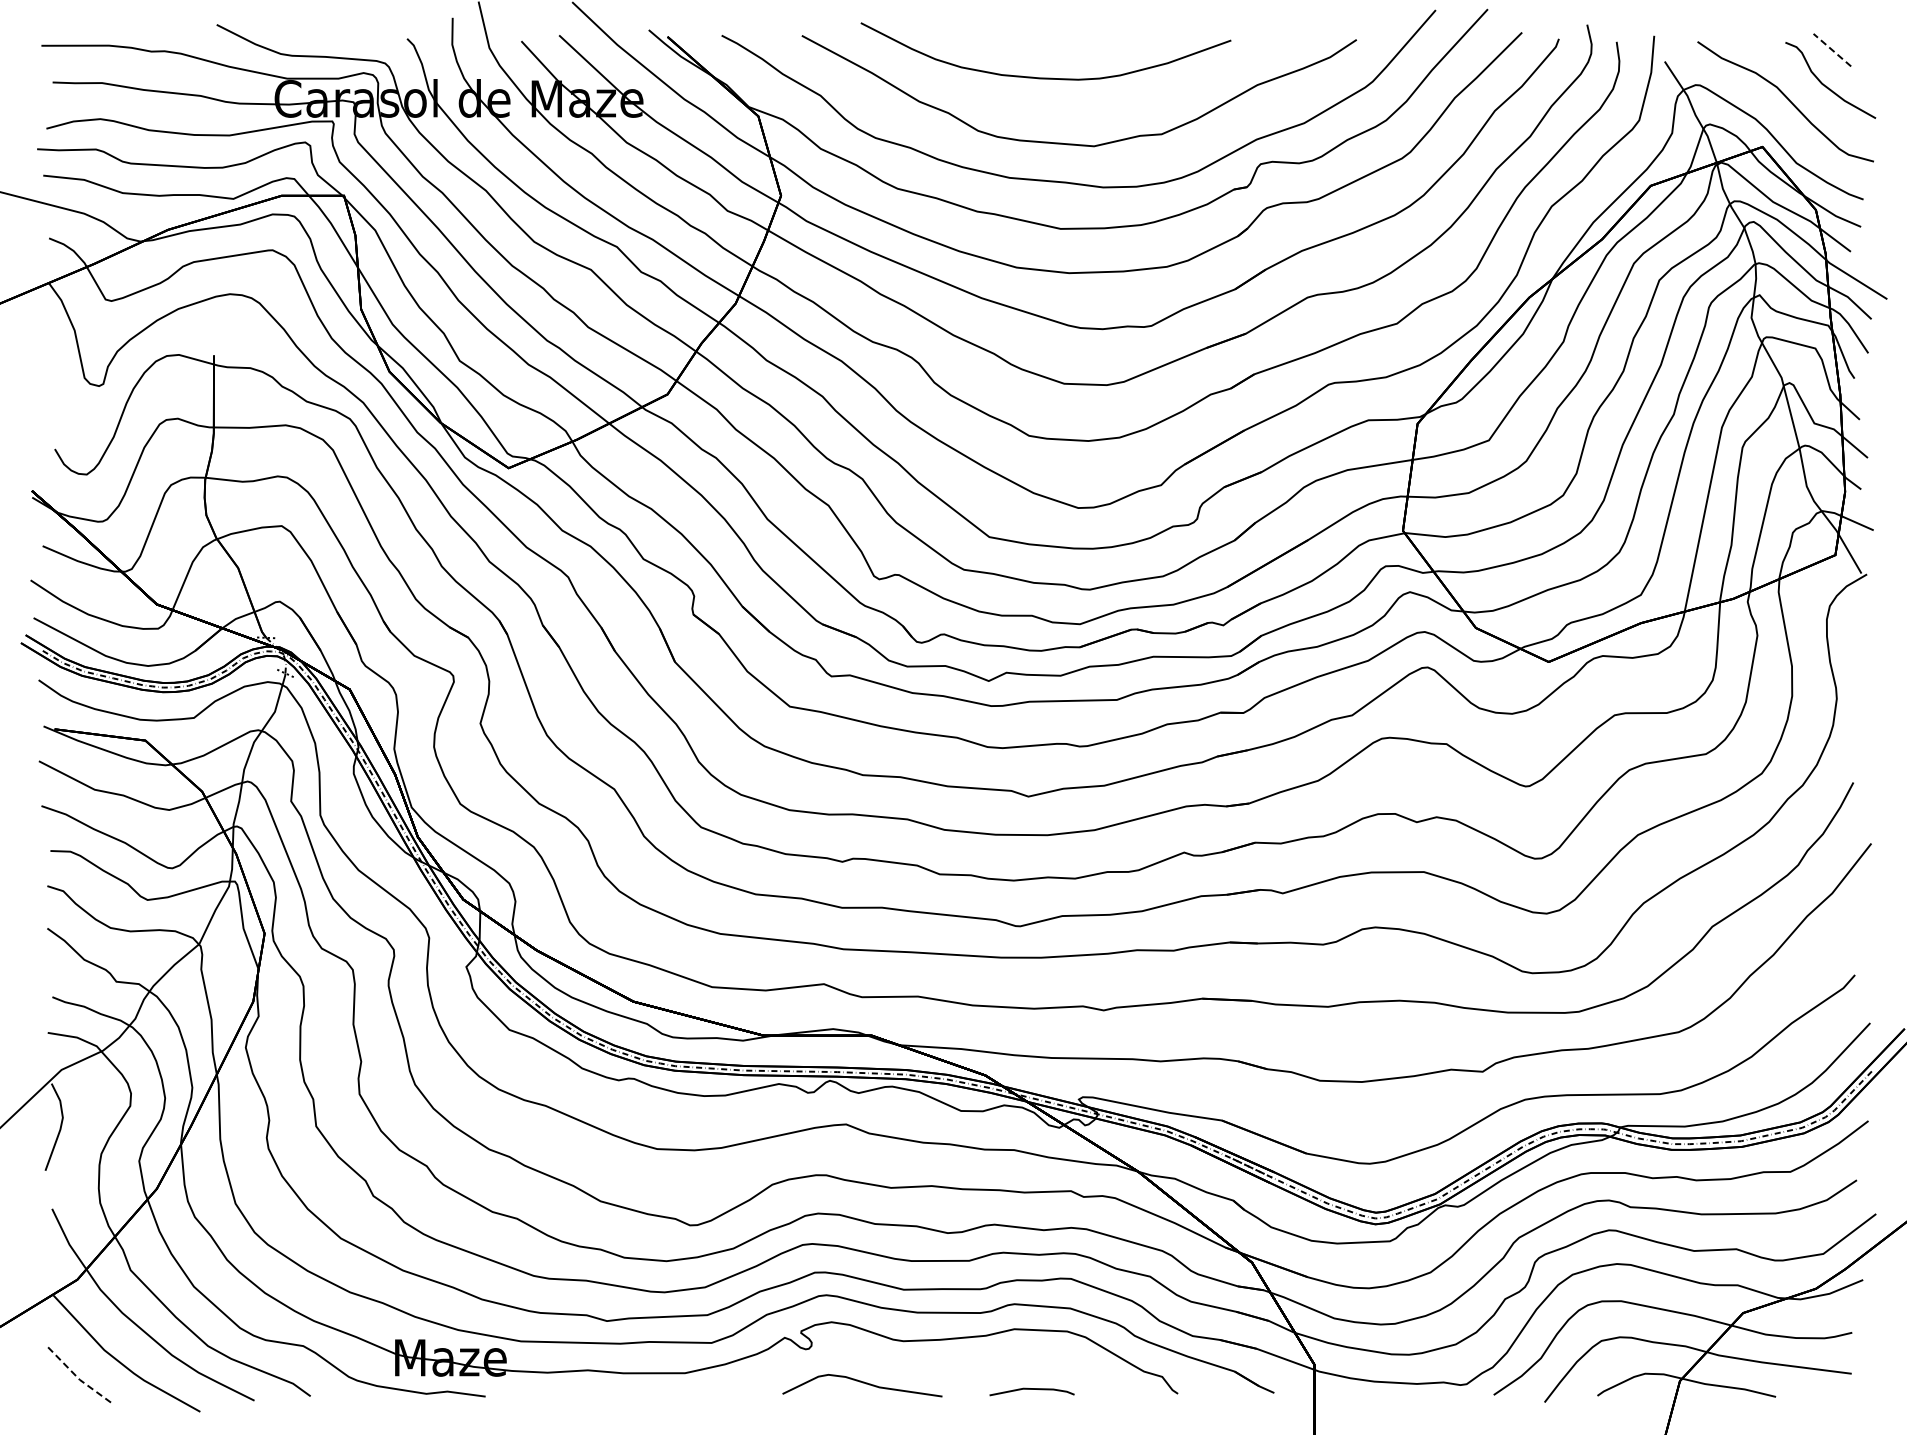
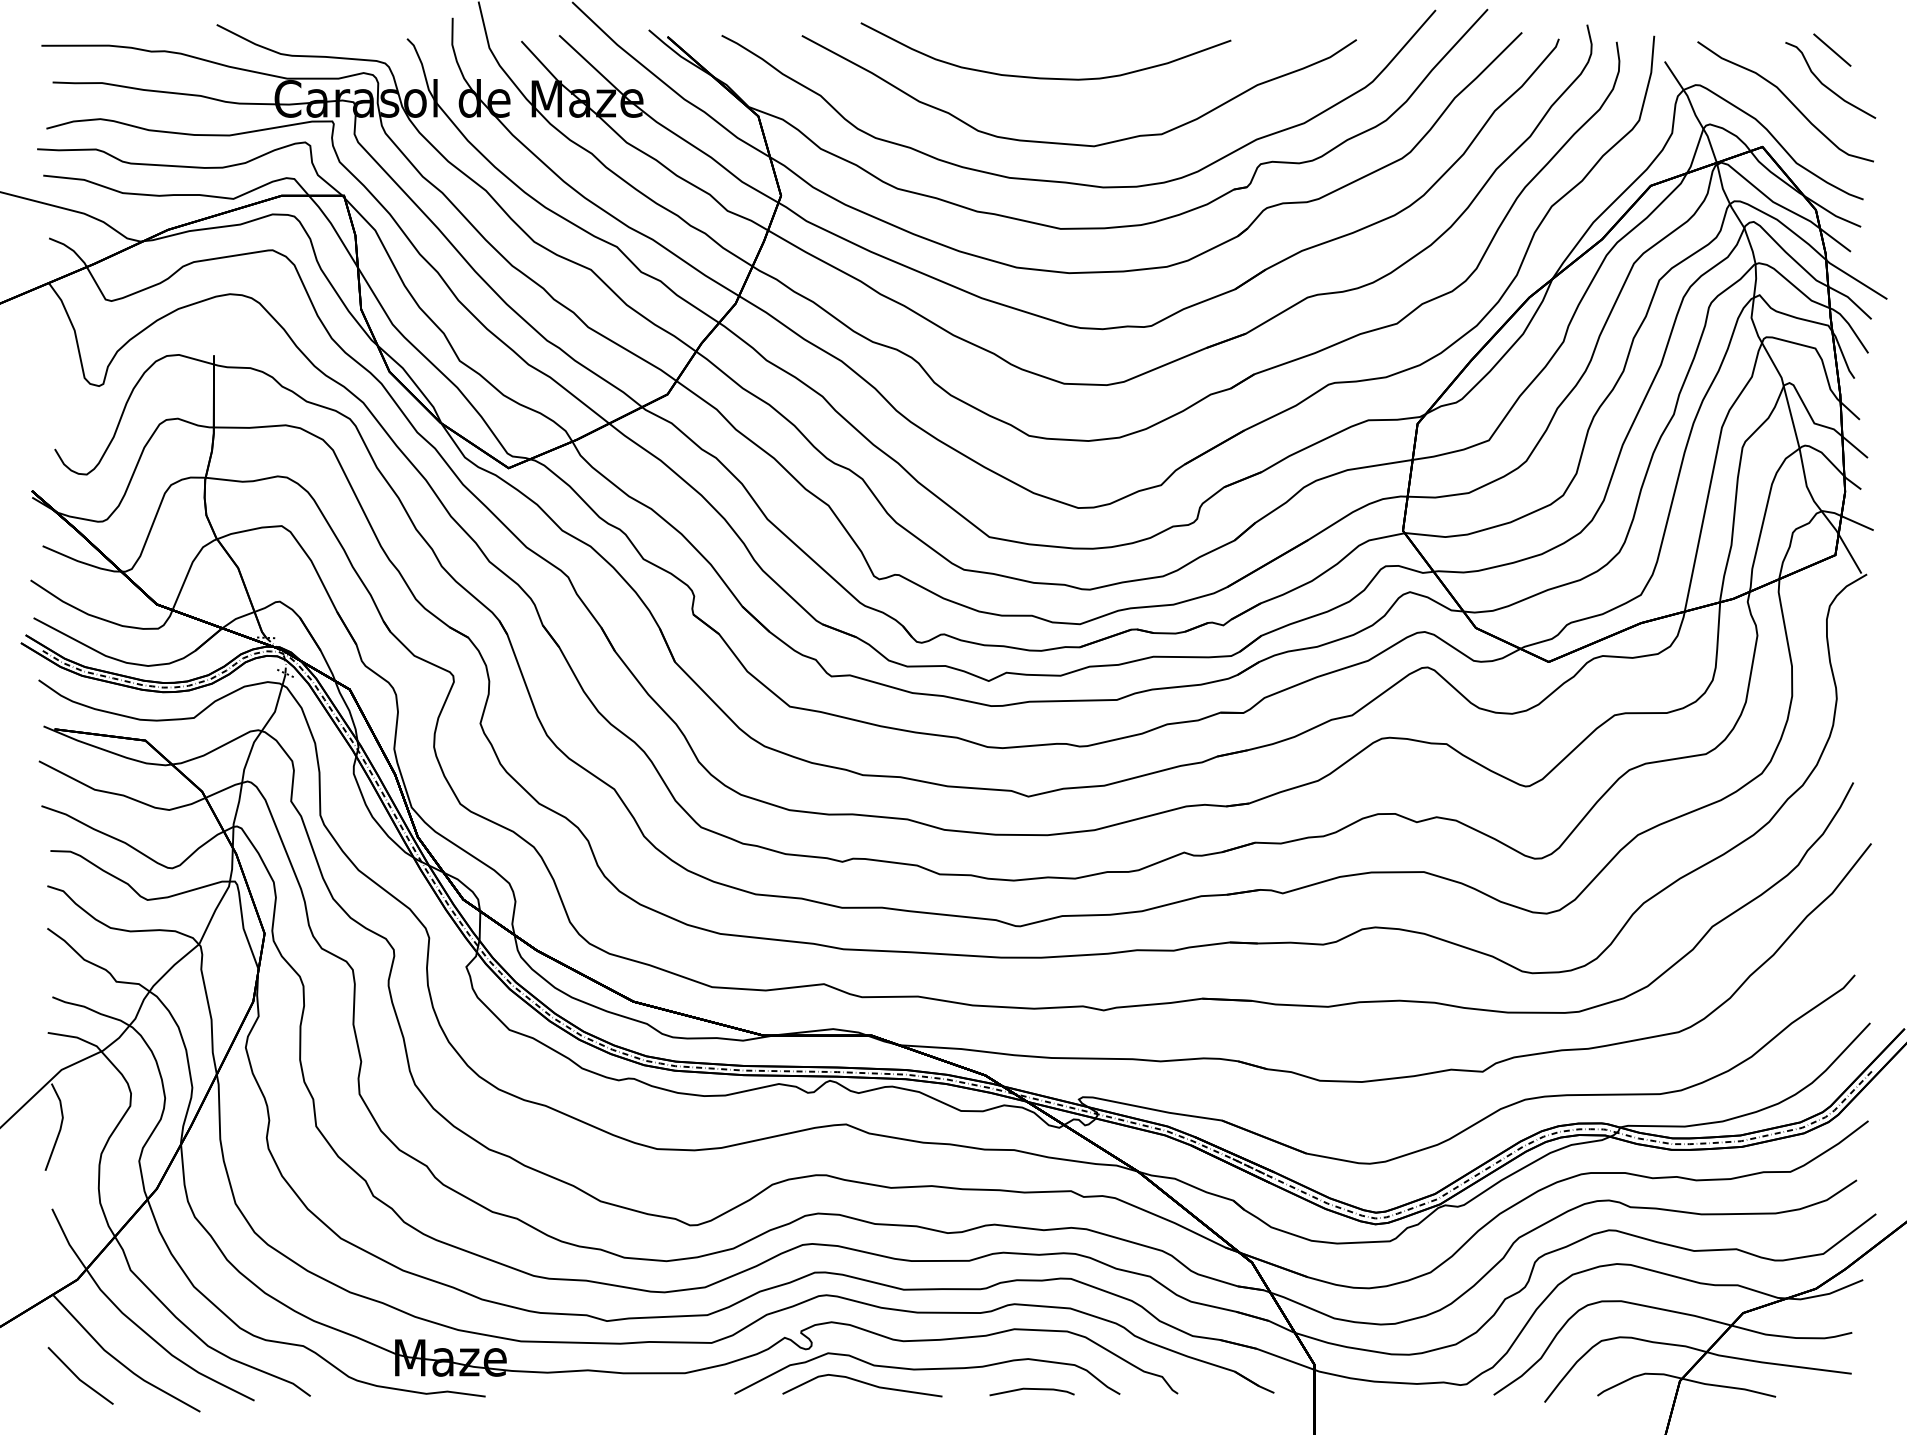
line: dashed -> solid (1832, 50)
curve: none -> present (927, 1370)
line: dashed -> solid (79, 1379)
